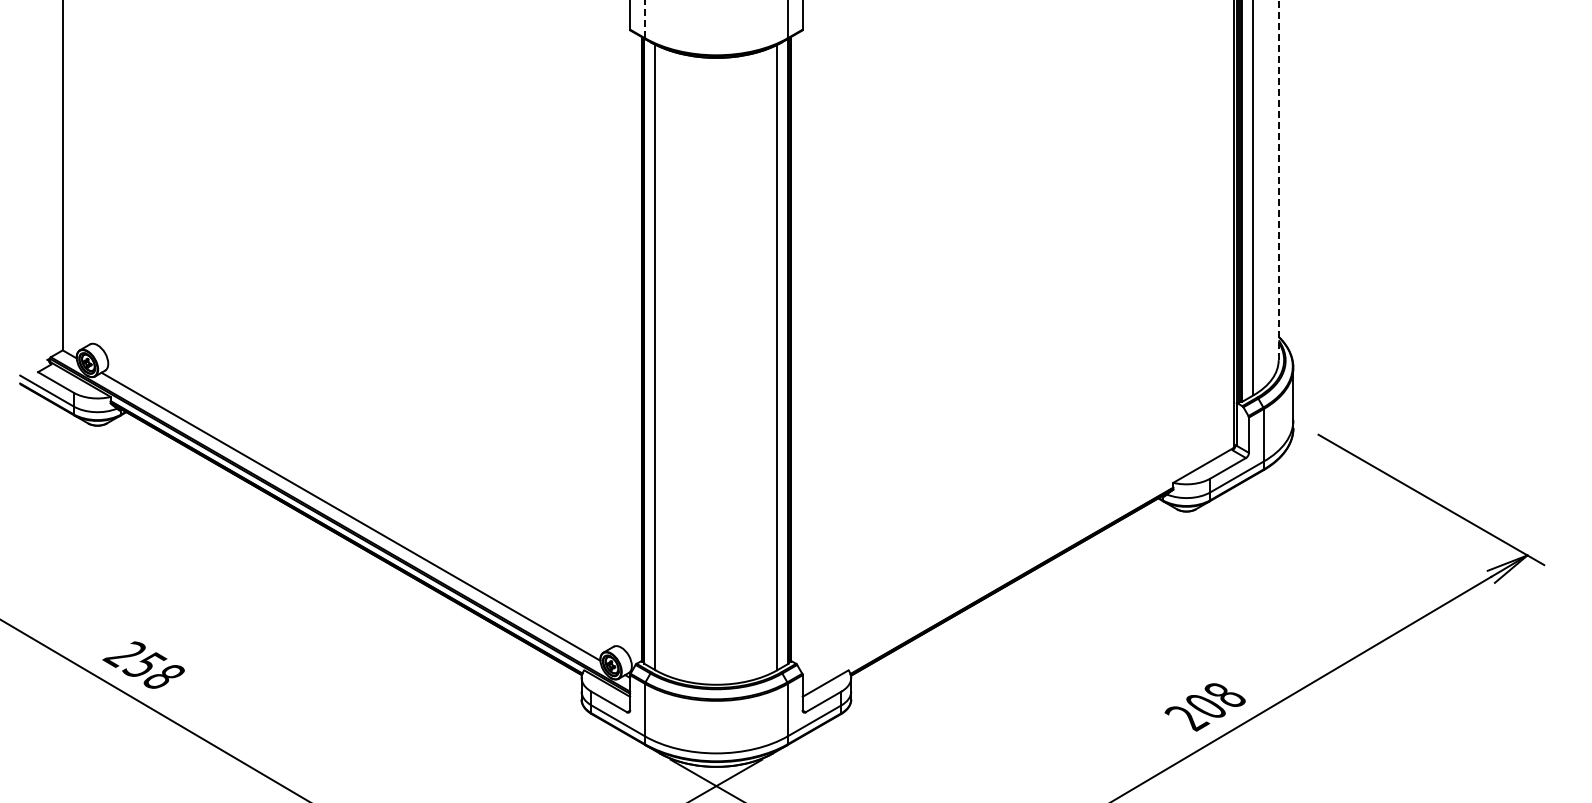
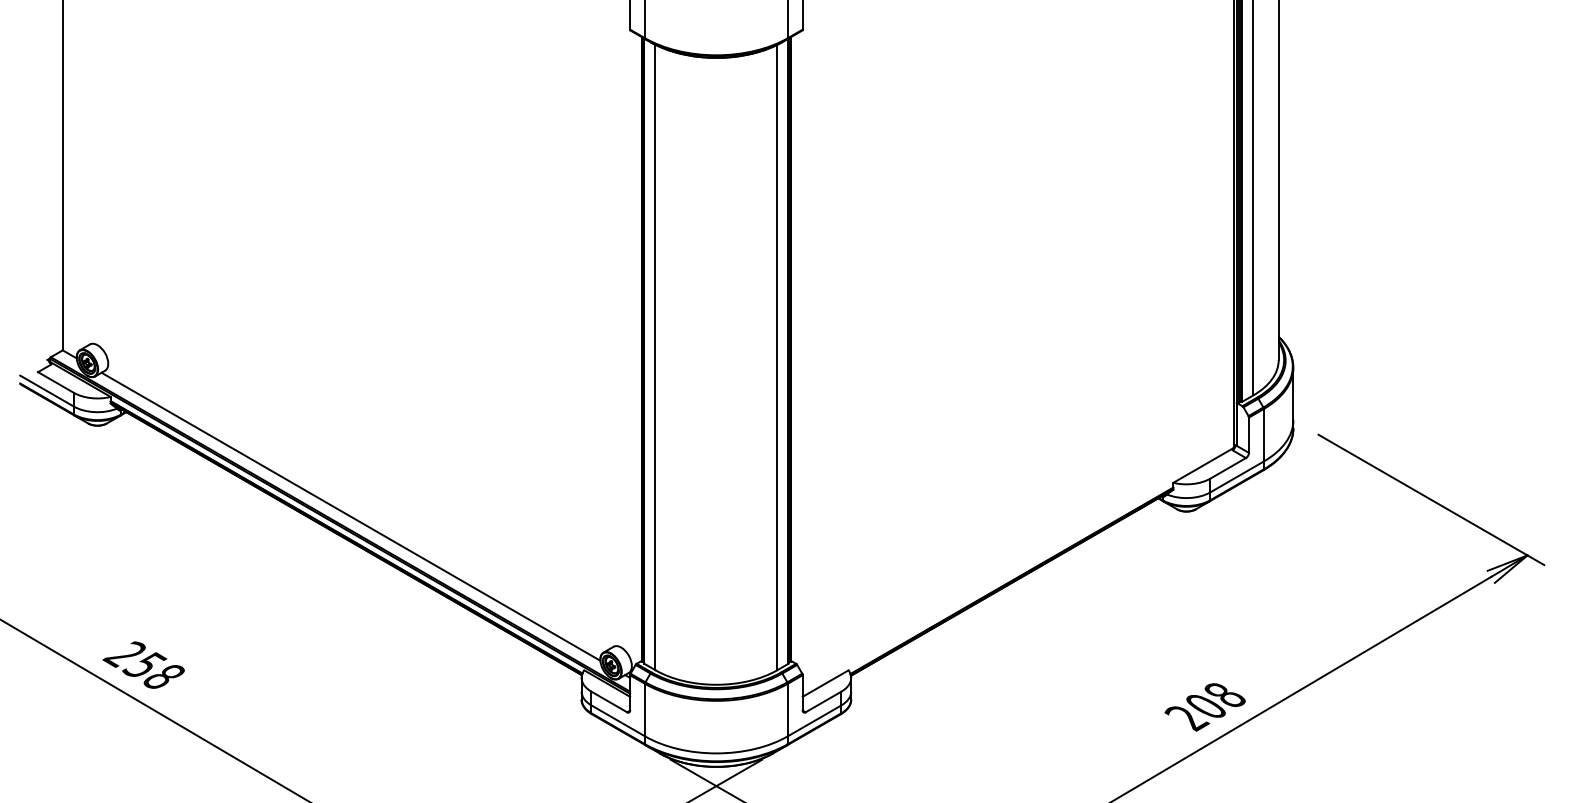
line: dashed -> solid (645, 19)
line: dashed -> solid (1278, 180)
